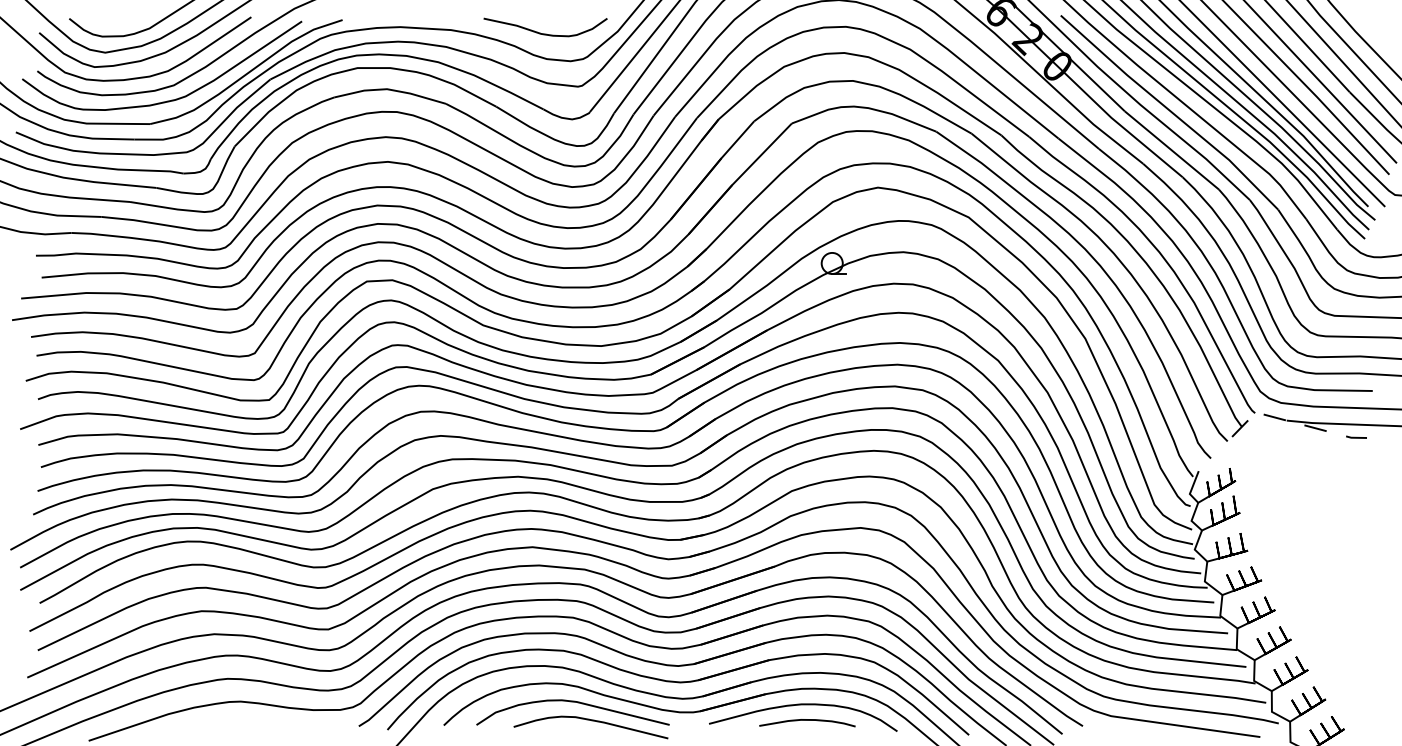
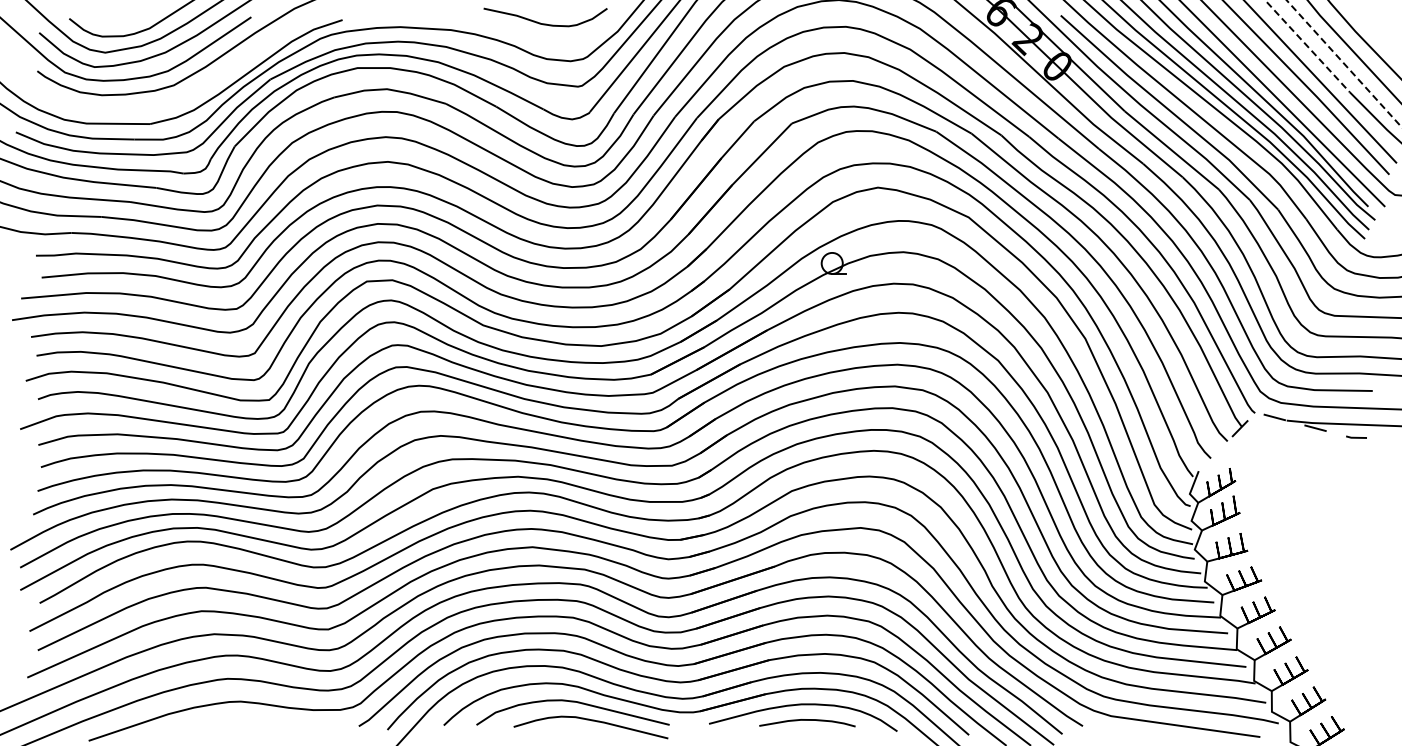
curve position: (545, 33) -> (545, 23) (545, 23)
line: solid -> dashed (1307, 46)
line: solid -> dashed (1344, 63)
curve: present -> none (171, 99)
